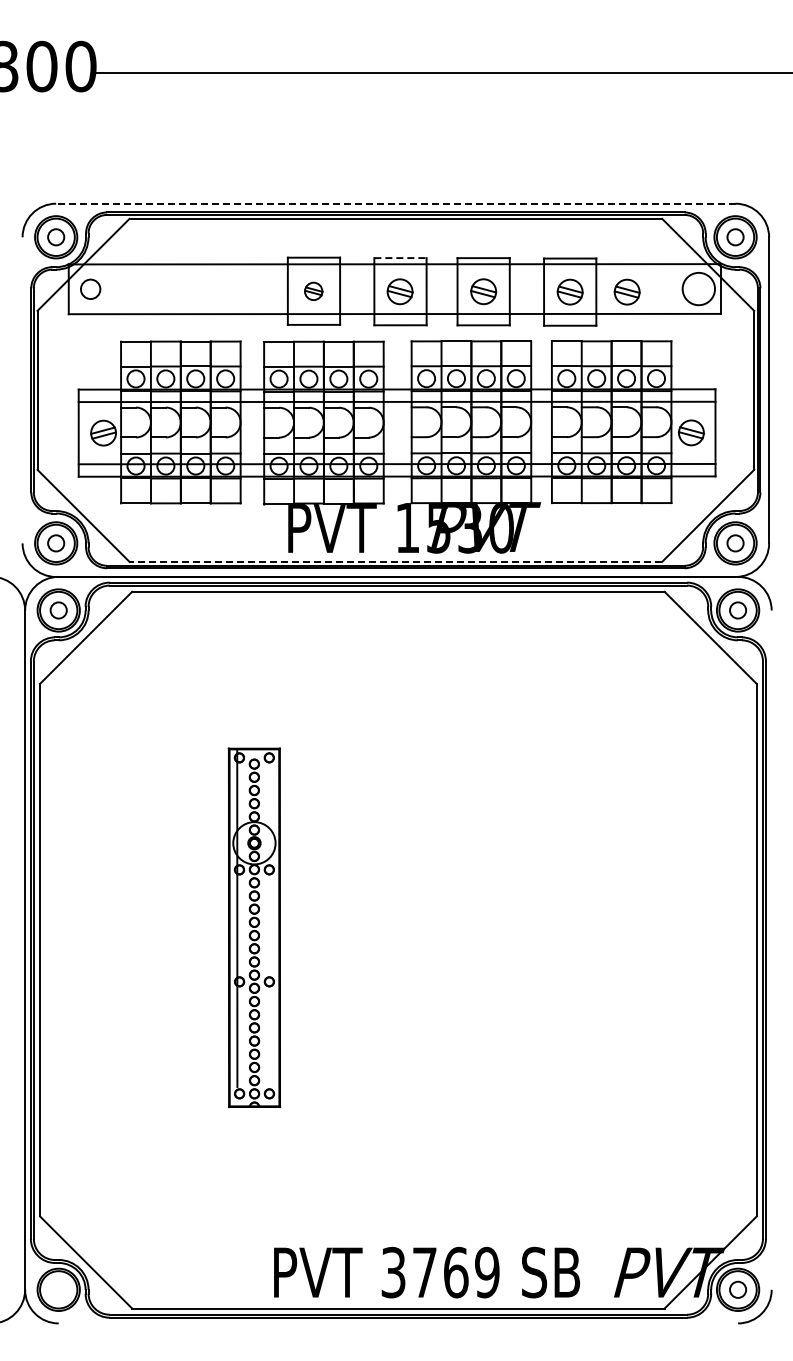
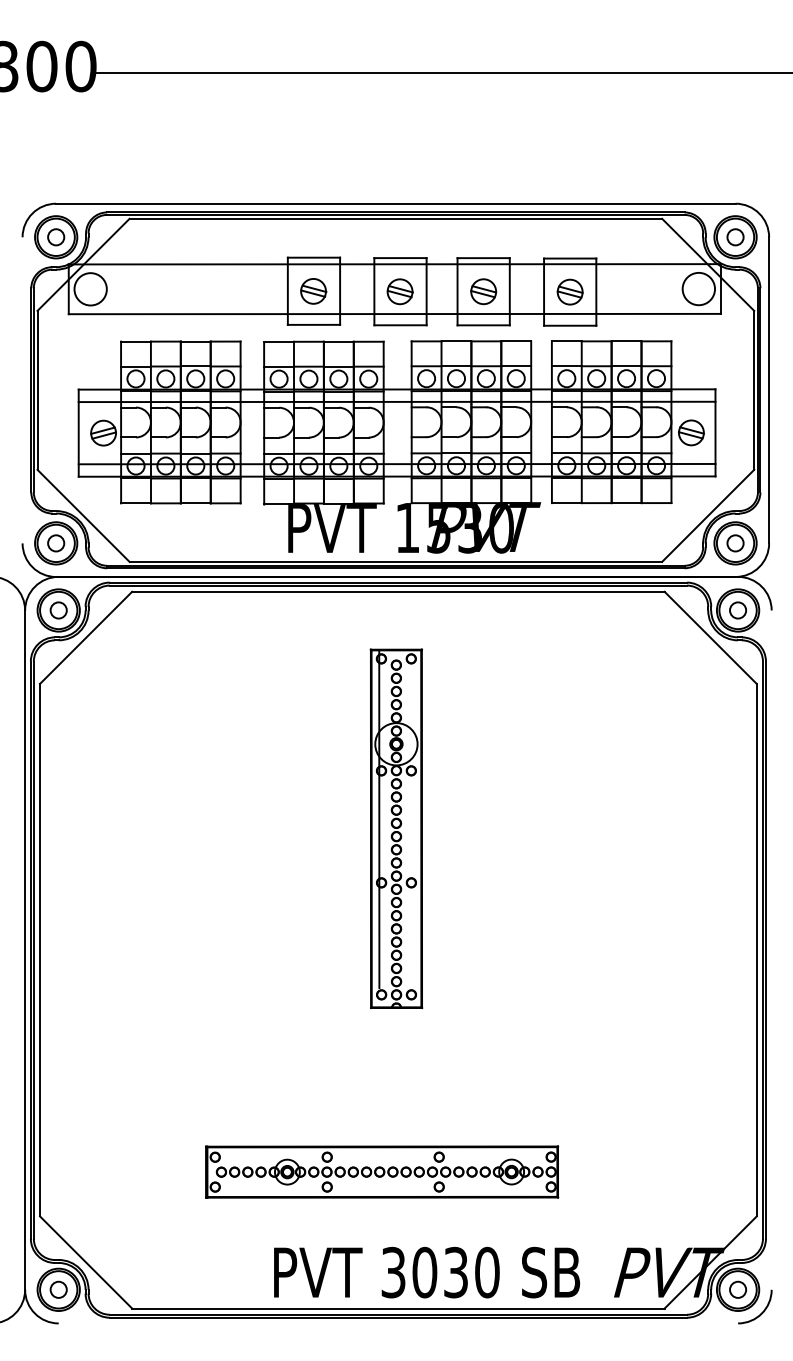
line: dashed -> solid (395, 203)
line: dashed -> solid (400, 258)
circle diameter: 19 px -> 32 px (90, 289)
part size: 20x20 px -> 28x27 px (313, 291)
part: present -> none (626, 291)
line: dashed -> solid (395, 561)
part position: (254, 927) -> (396, 828) (396, 828)
part: none -> present (382, 1171)
text: 3769 -> 3030 (455, 1272)
circle: none -> present (58, 1289)
